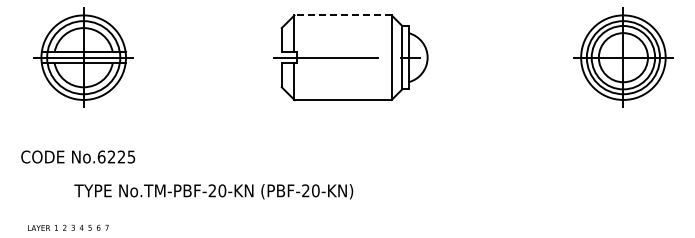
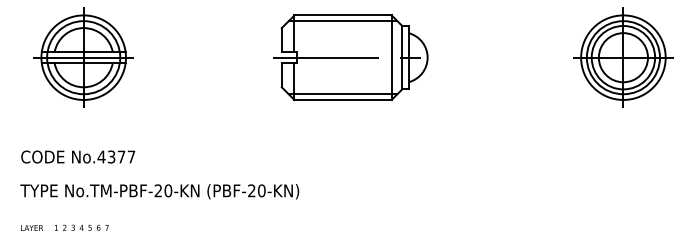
line: dashed -> solid (343, 15)
line: none -> present (342, 21)
line: none -> present (342, 94)
text: No.6225 -> No.4377 (116, 156)
text position: (213, 191) -> (159, 191) (159, 191)
text position: (38, 227) -> (31, 227) (31, 227)
